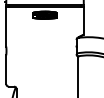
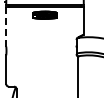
line: solid -> dashed (6, 26)
